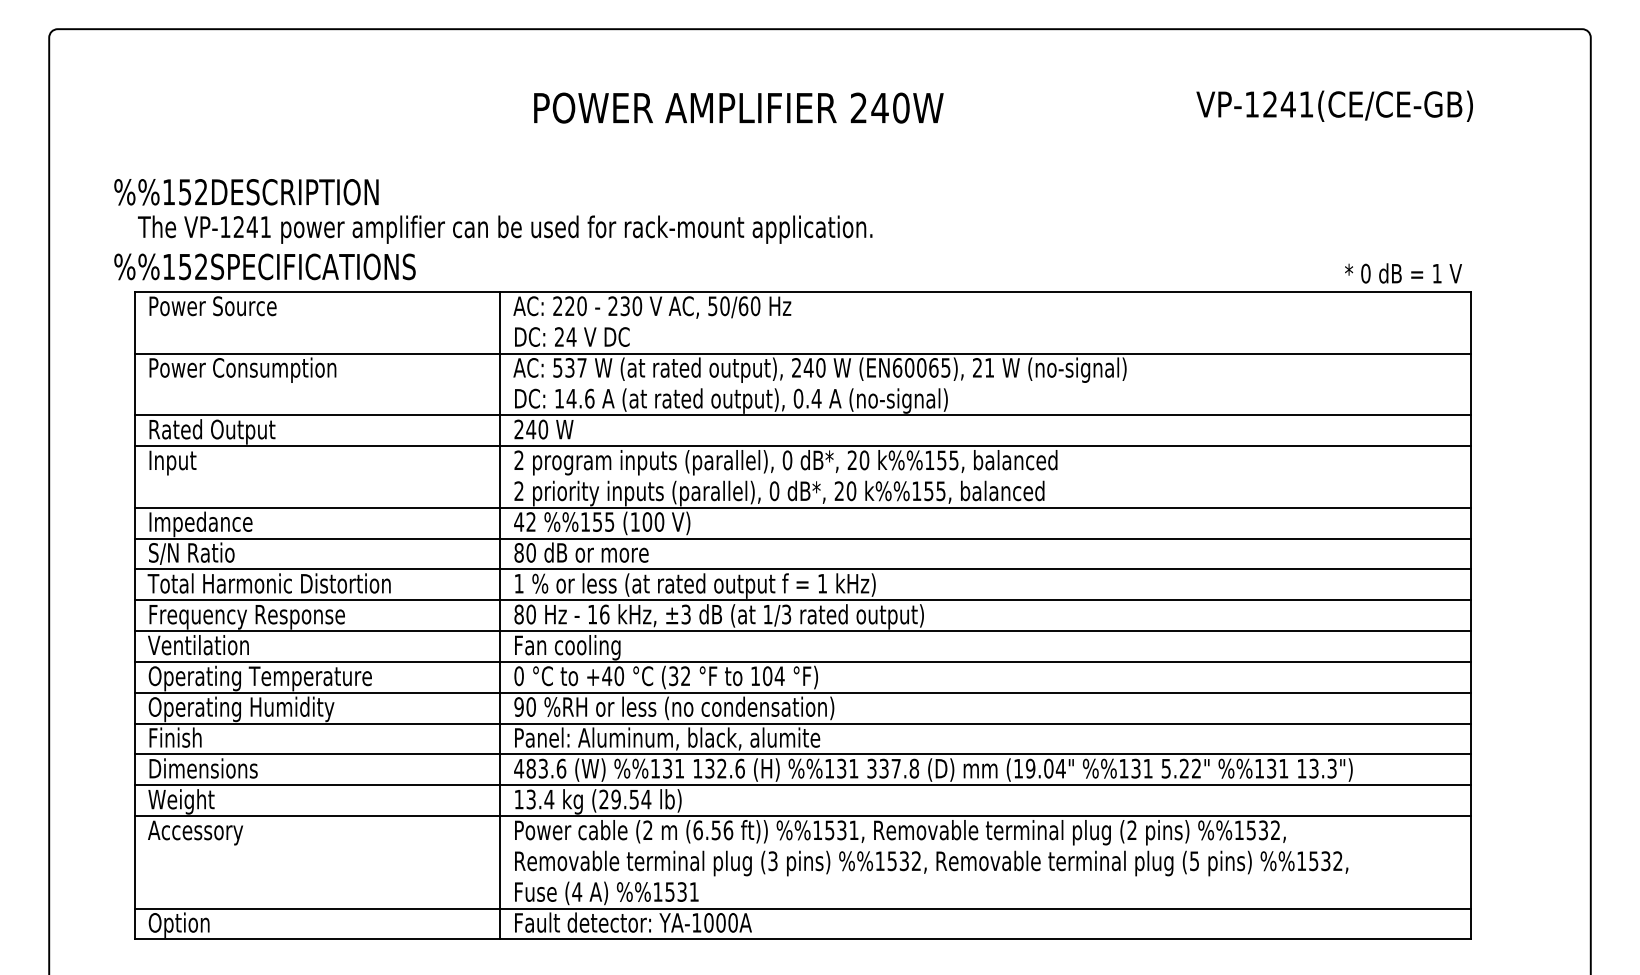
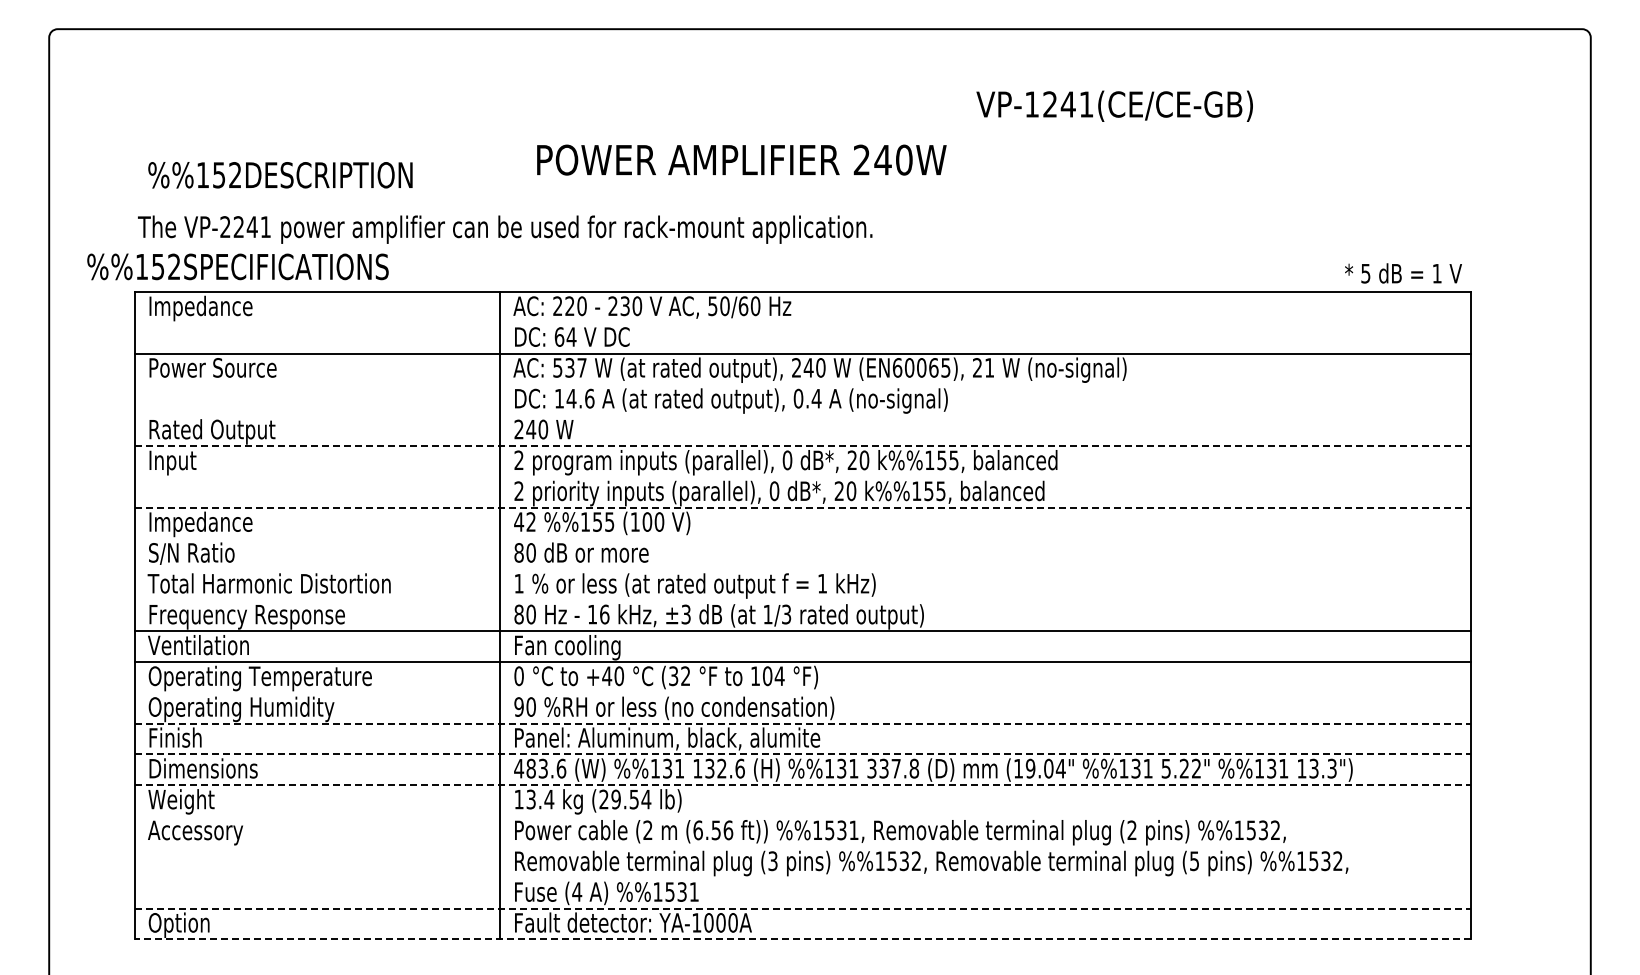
text position: (1334, 105) -> (1114, 105) (1114, 105)
text position: (738, 107) -> (741, 159) (741, 159)
text position: (246, 192) -> (280, 175) (280, 175)
text: VP-1241 -> VP-2241 (225, 226)
text position: (264, 266) -> (237, 266) (237, 266)
text: 0 -> 5 (1365, 273)
text: Power Source -> Impedance (213, 308)
text: 24 -> 64 (559, 336)
text: Power Consumption -> Power Source (274, 369)
line: present -> none (802, 415)
line: solid -> dashed (803, 446)
line: solid -> dashed (803, 507)
line: present -> none (802, 538)
line: present -> none (802, 569)
line: present -> none (802, 600)
line: present -> none (802, 692)
line: solid -> dashed (803, 723)
line: solid -> dashed (803, 754)
line: solid -> dashed (803, 785)
line: present -> none (802, 816)
line: solid -> dashed (803, 908)
line: solid -> dashed (802, 939)
